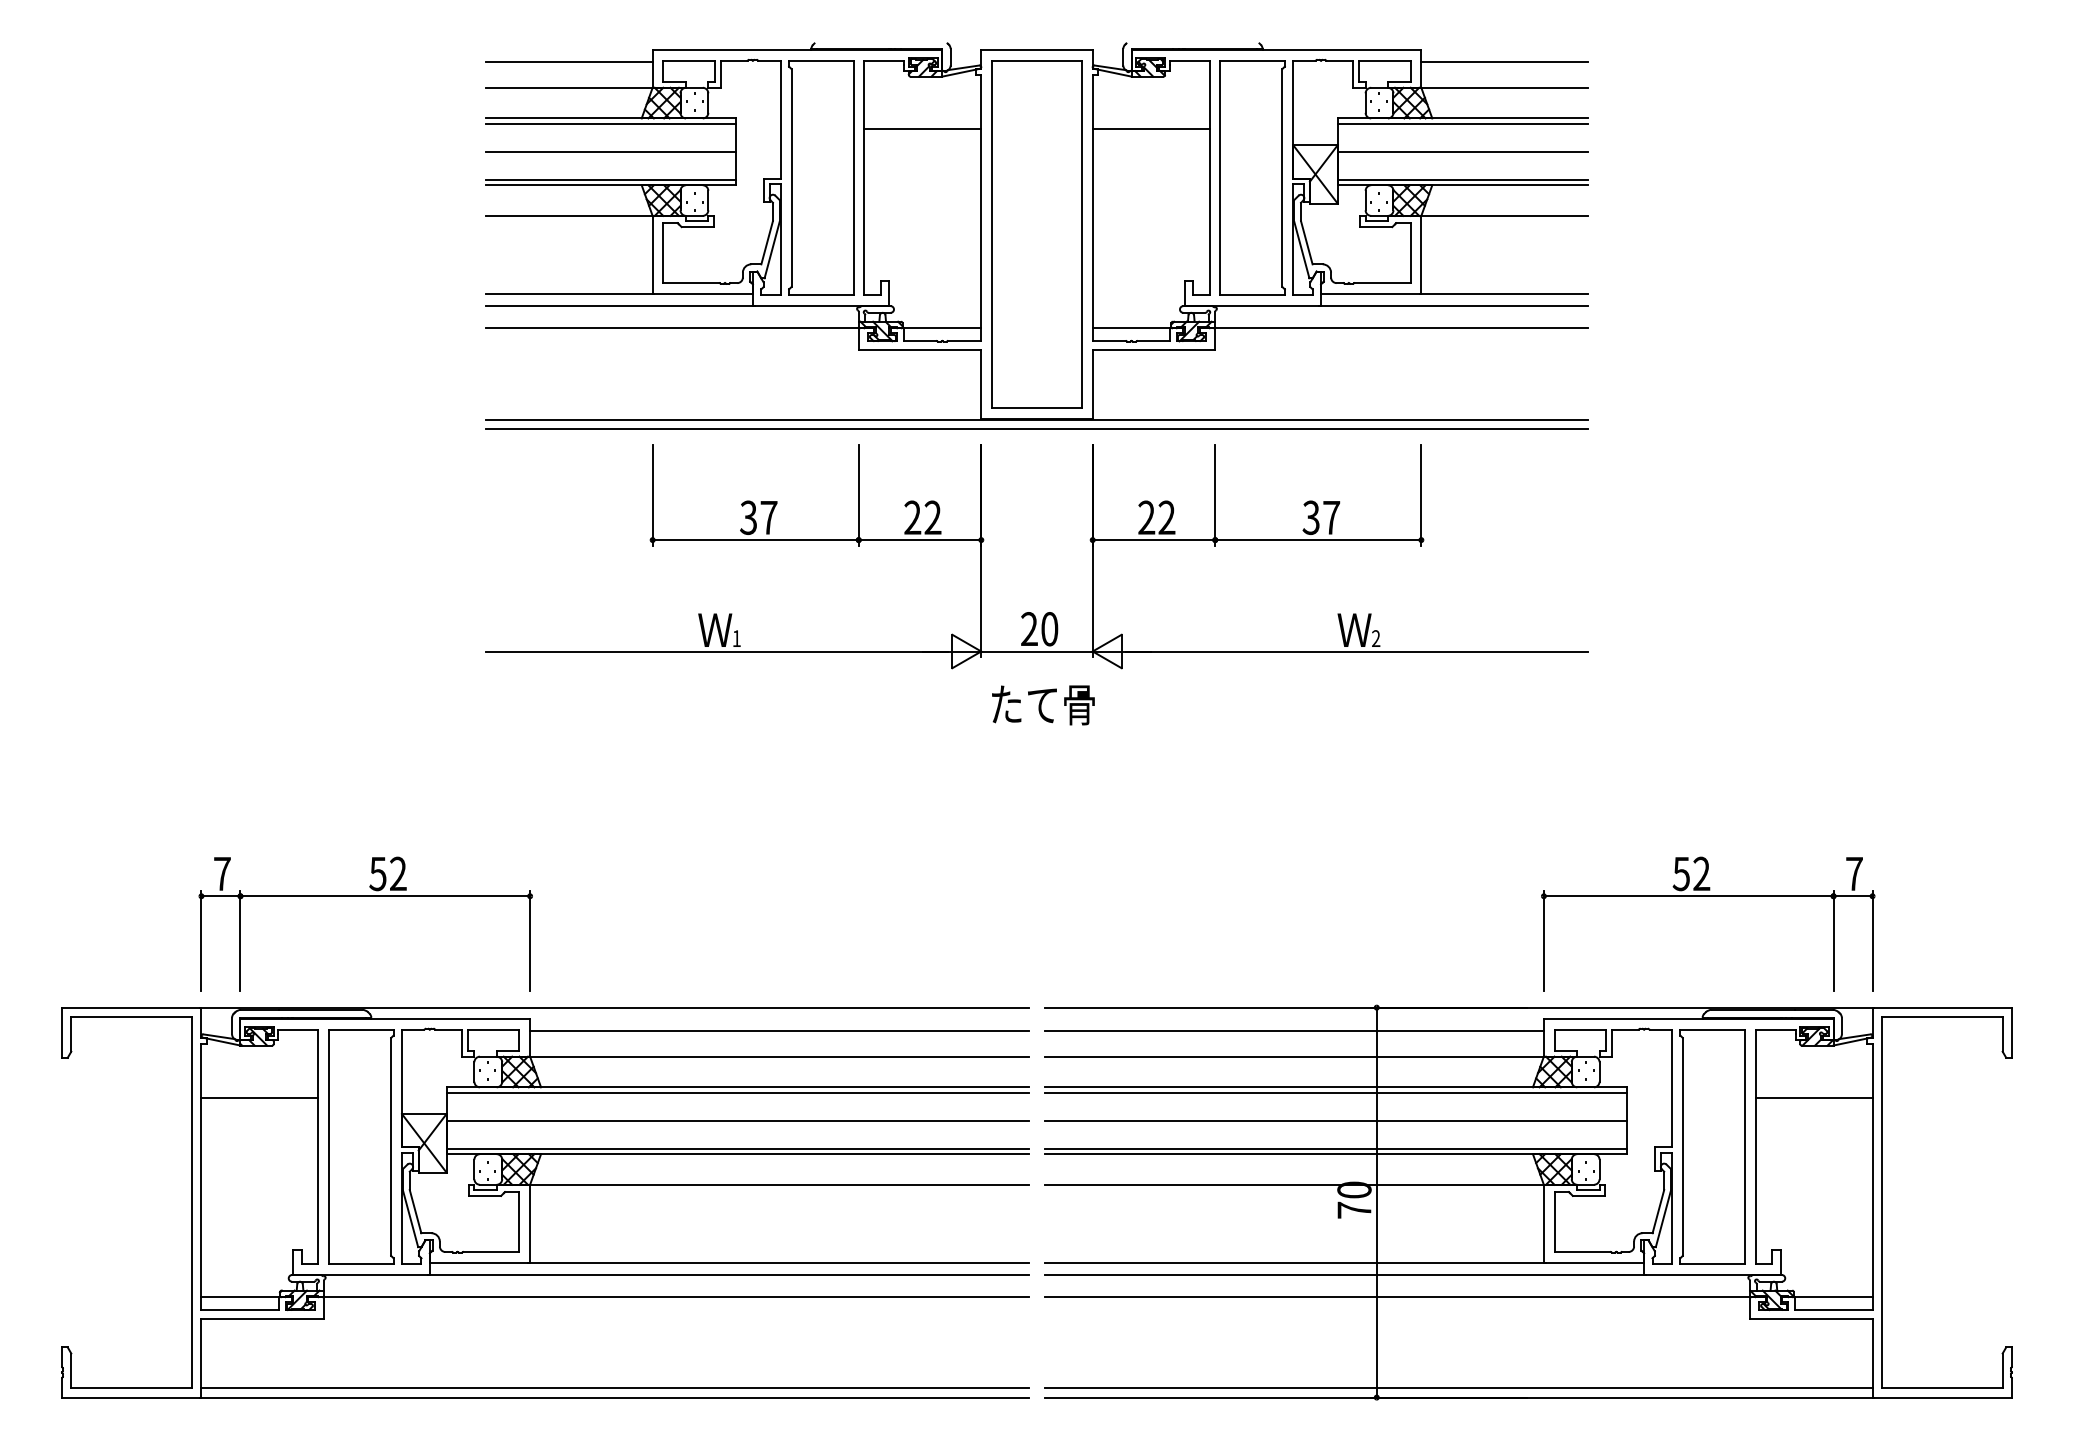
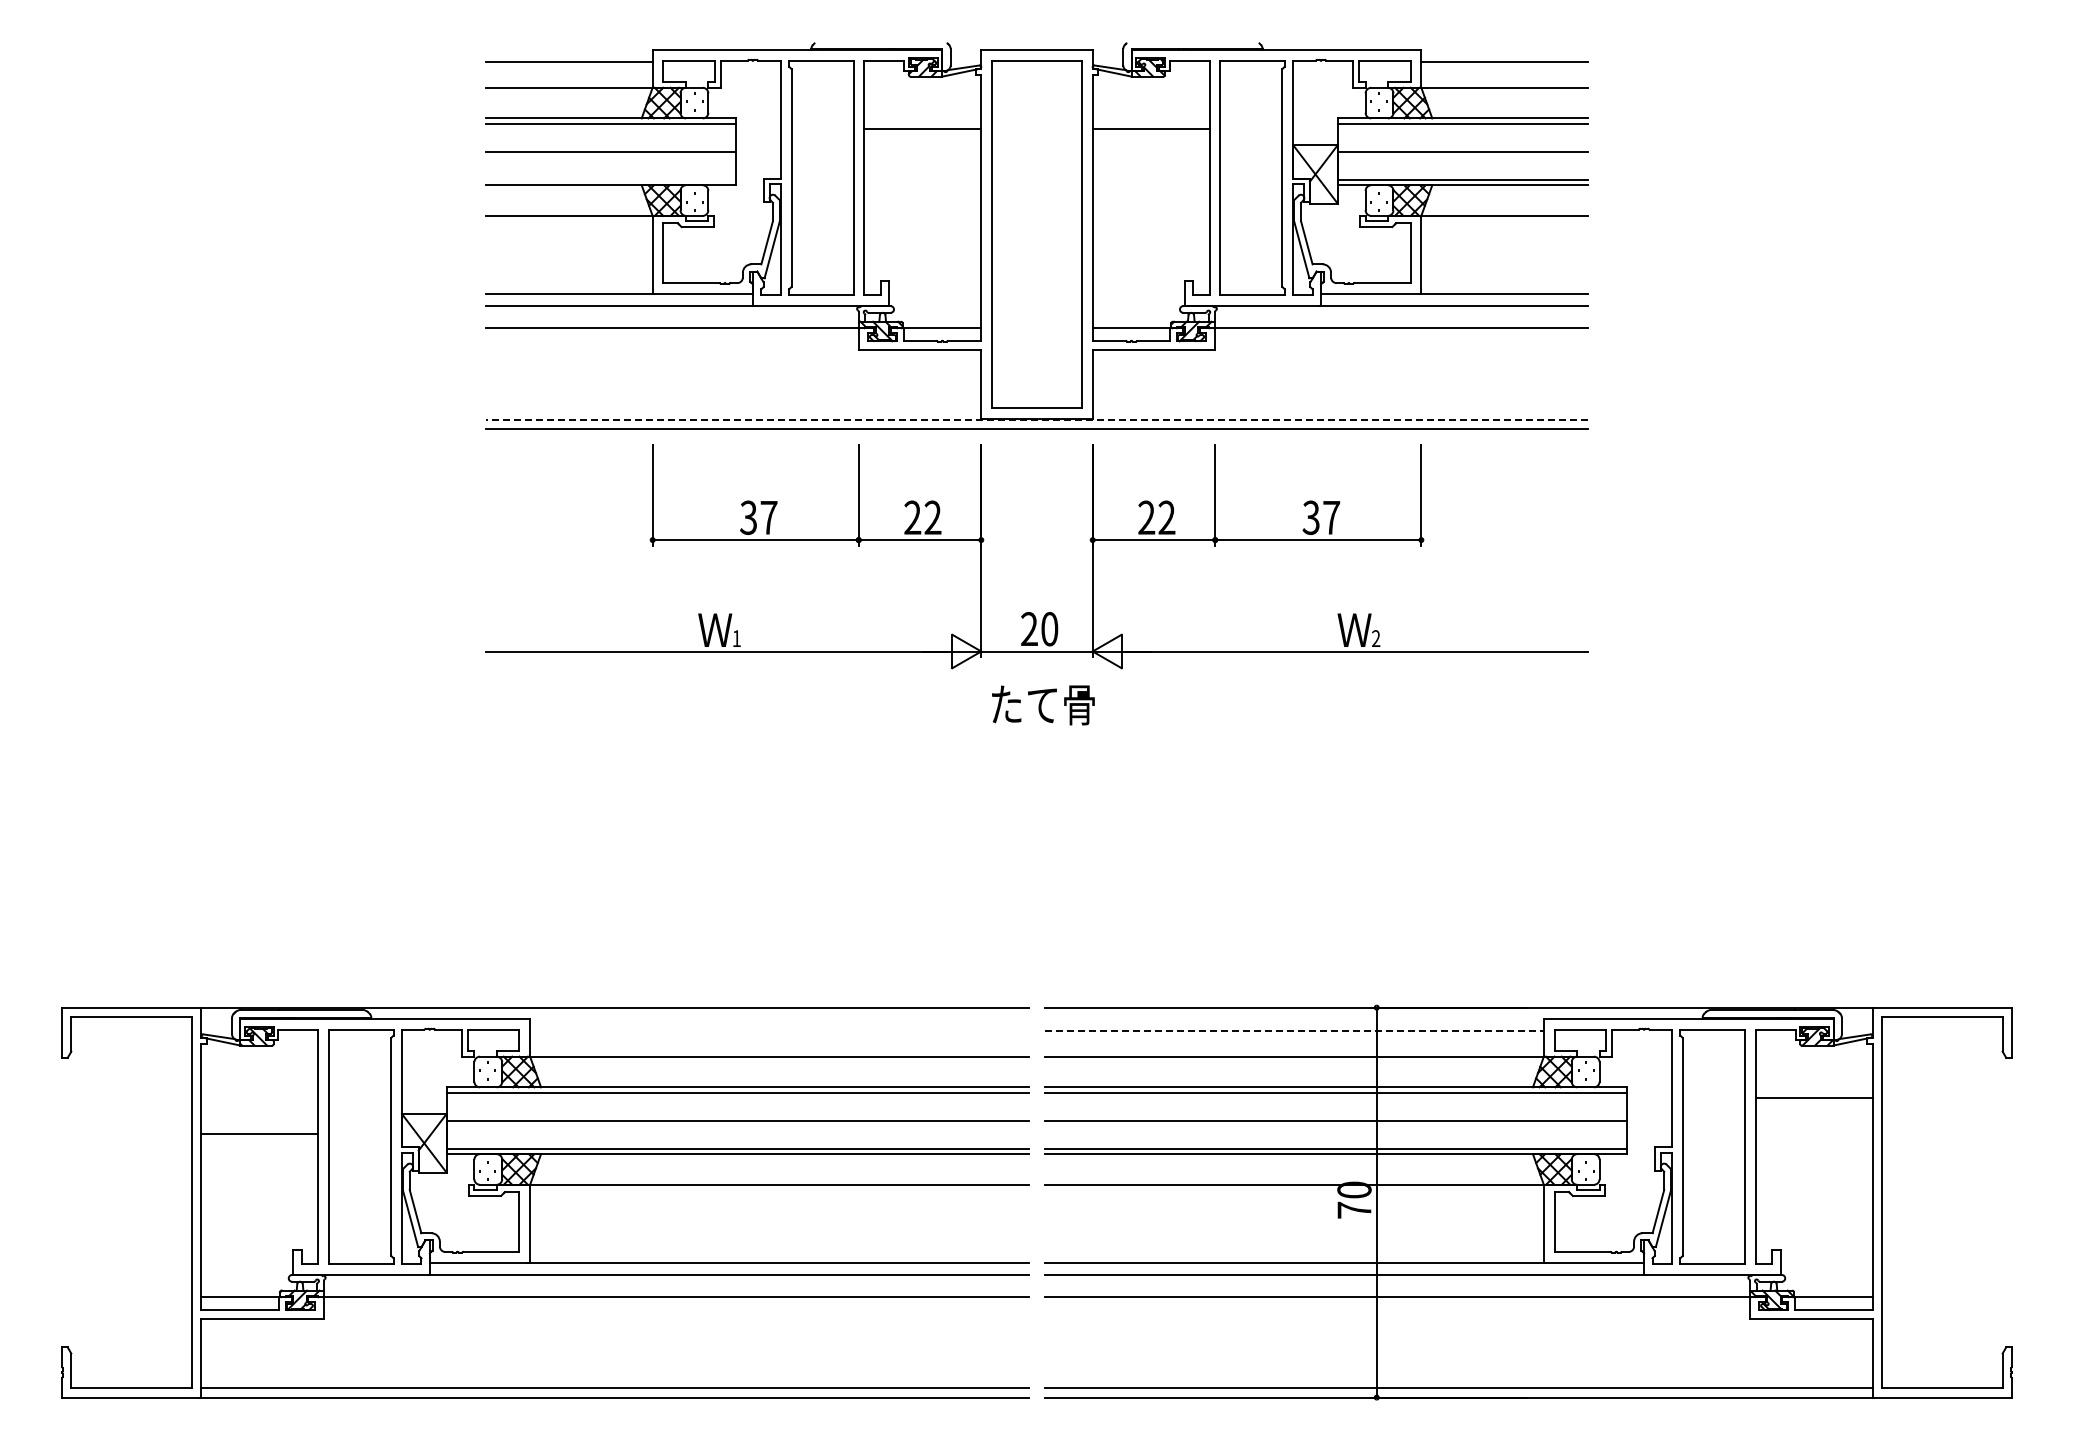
line: present -> none (610, 179)
line: solid -> dashed (1036, 419)
part: present -> none (365, 896)
part: present -> none (1708, 896)
line: present -> none (779, 1031)
line: solid -> dashed (1295, 1031)
line position: (259, 1097) -> (259, 1133) (259, 1133)
